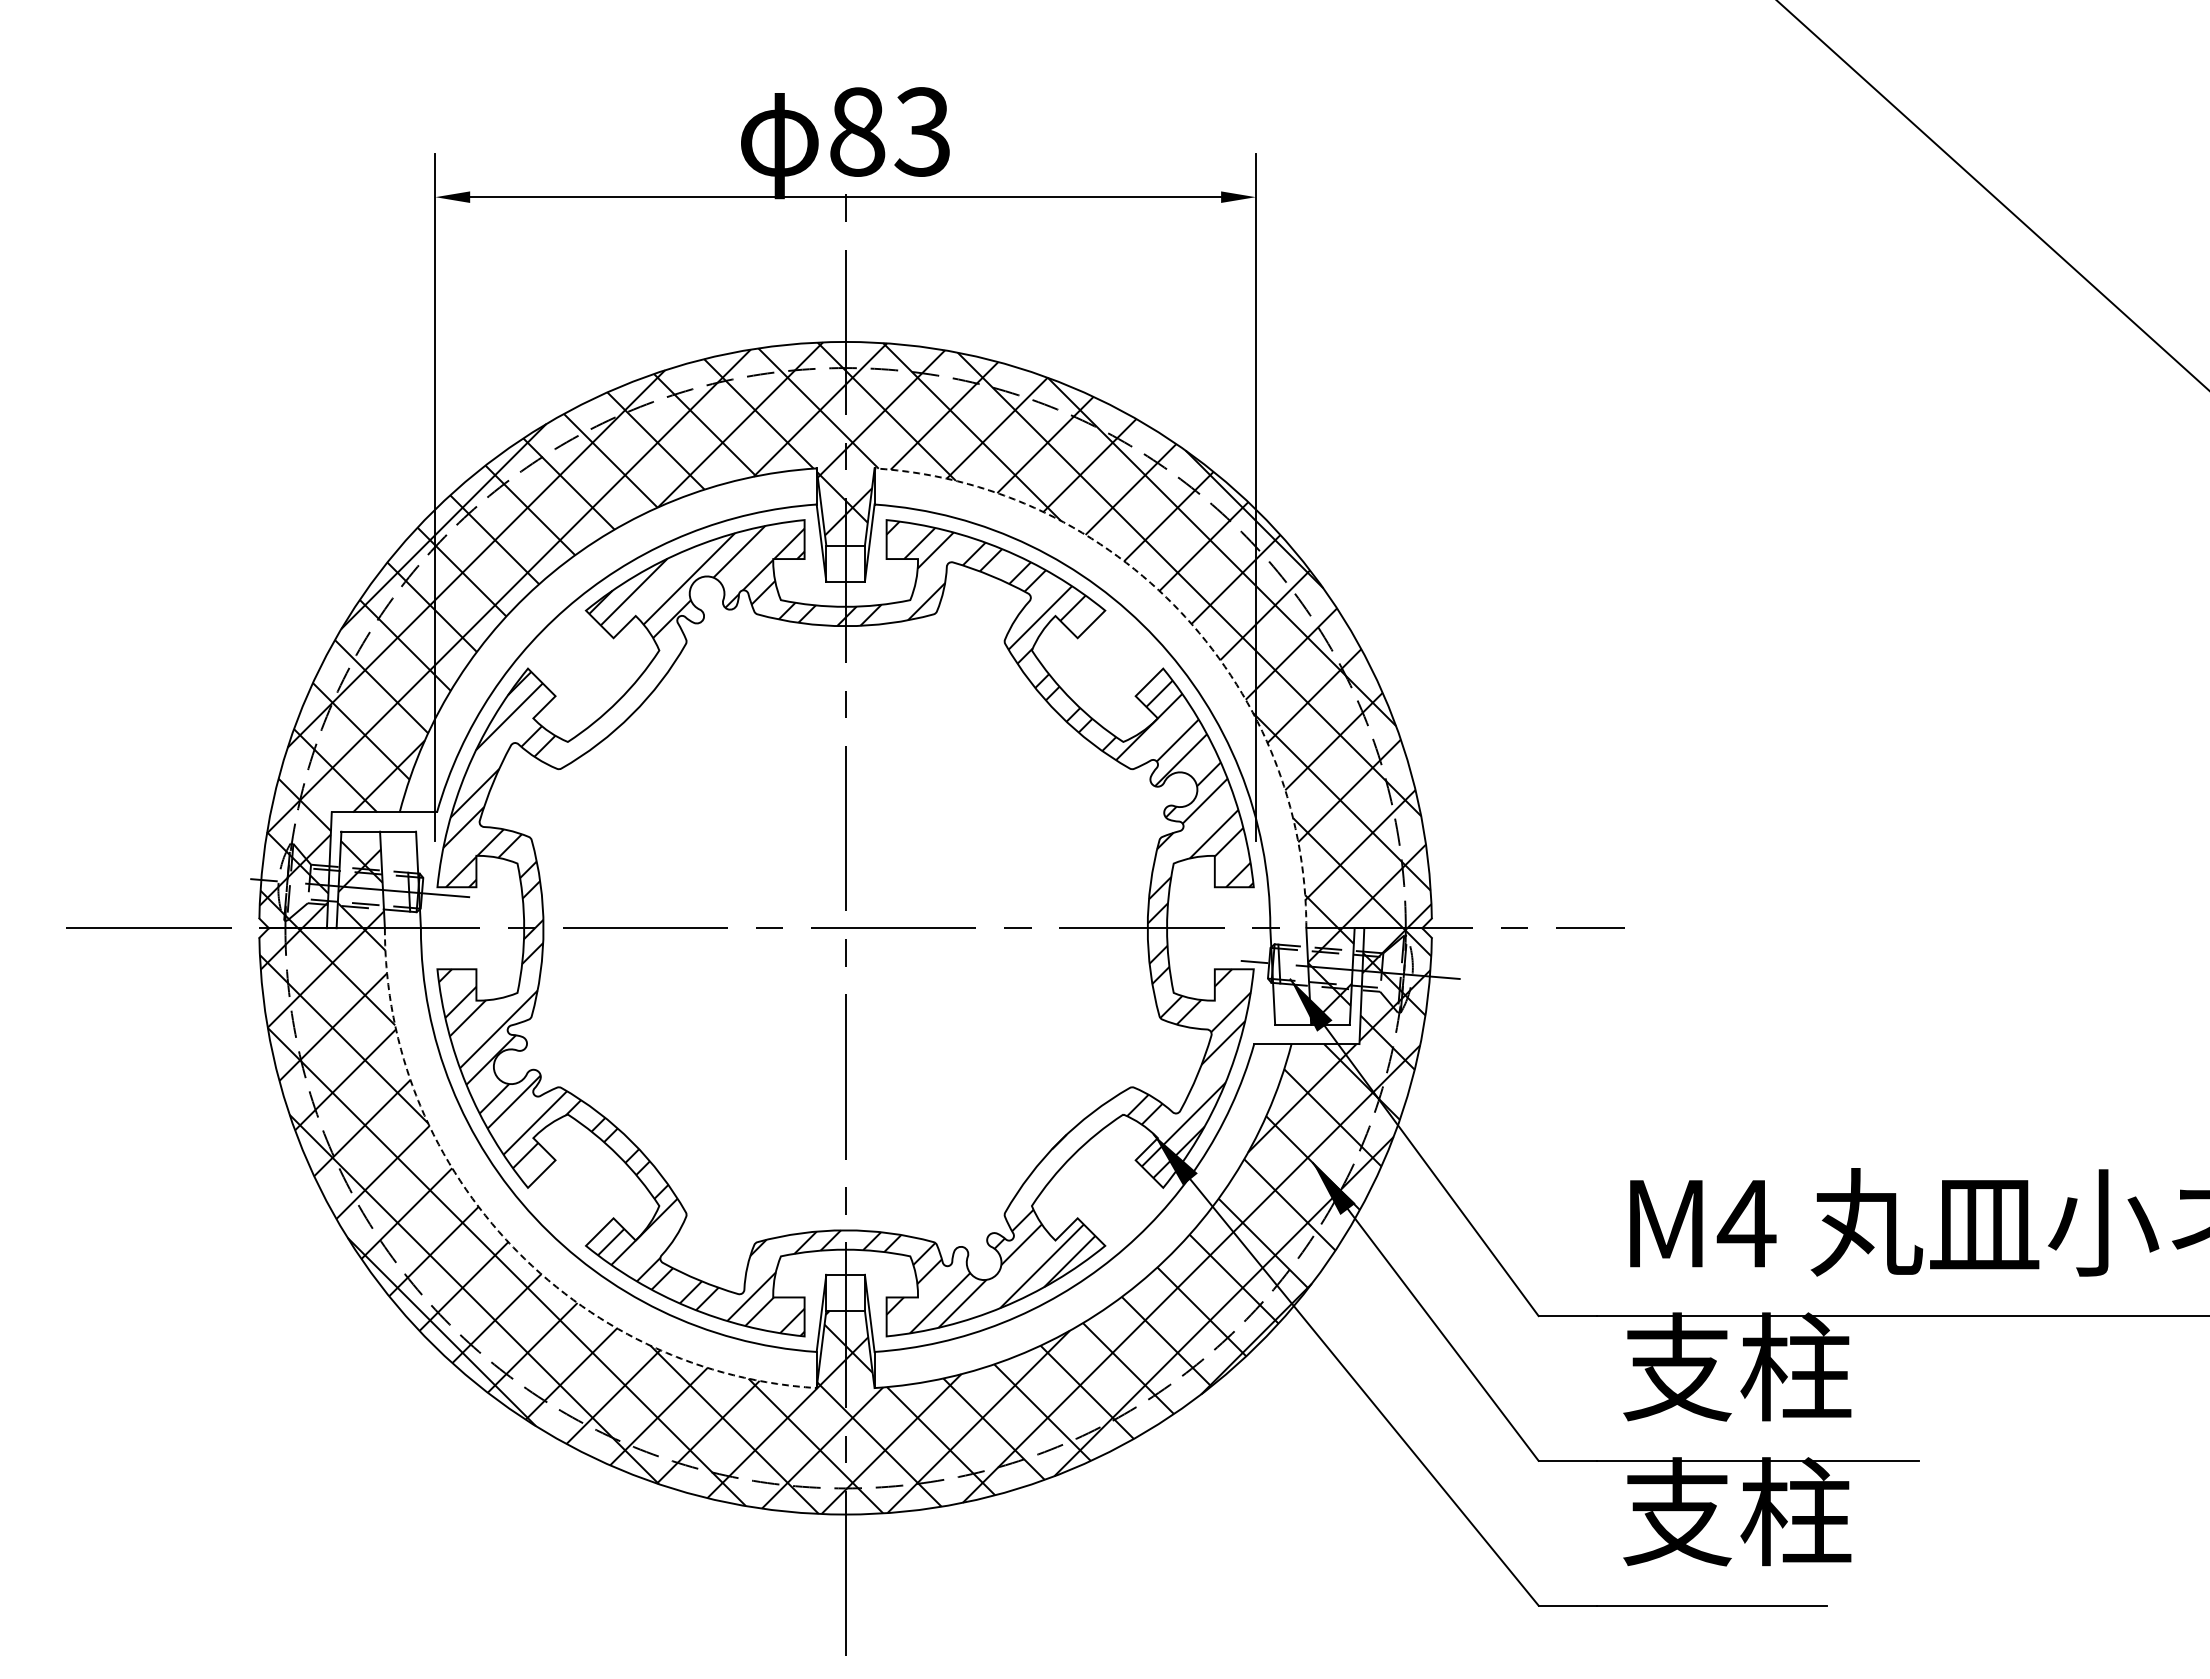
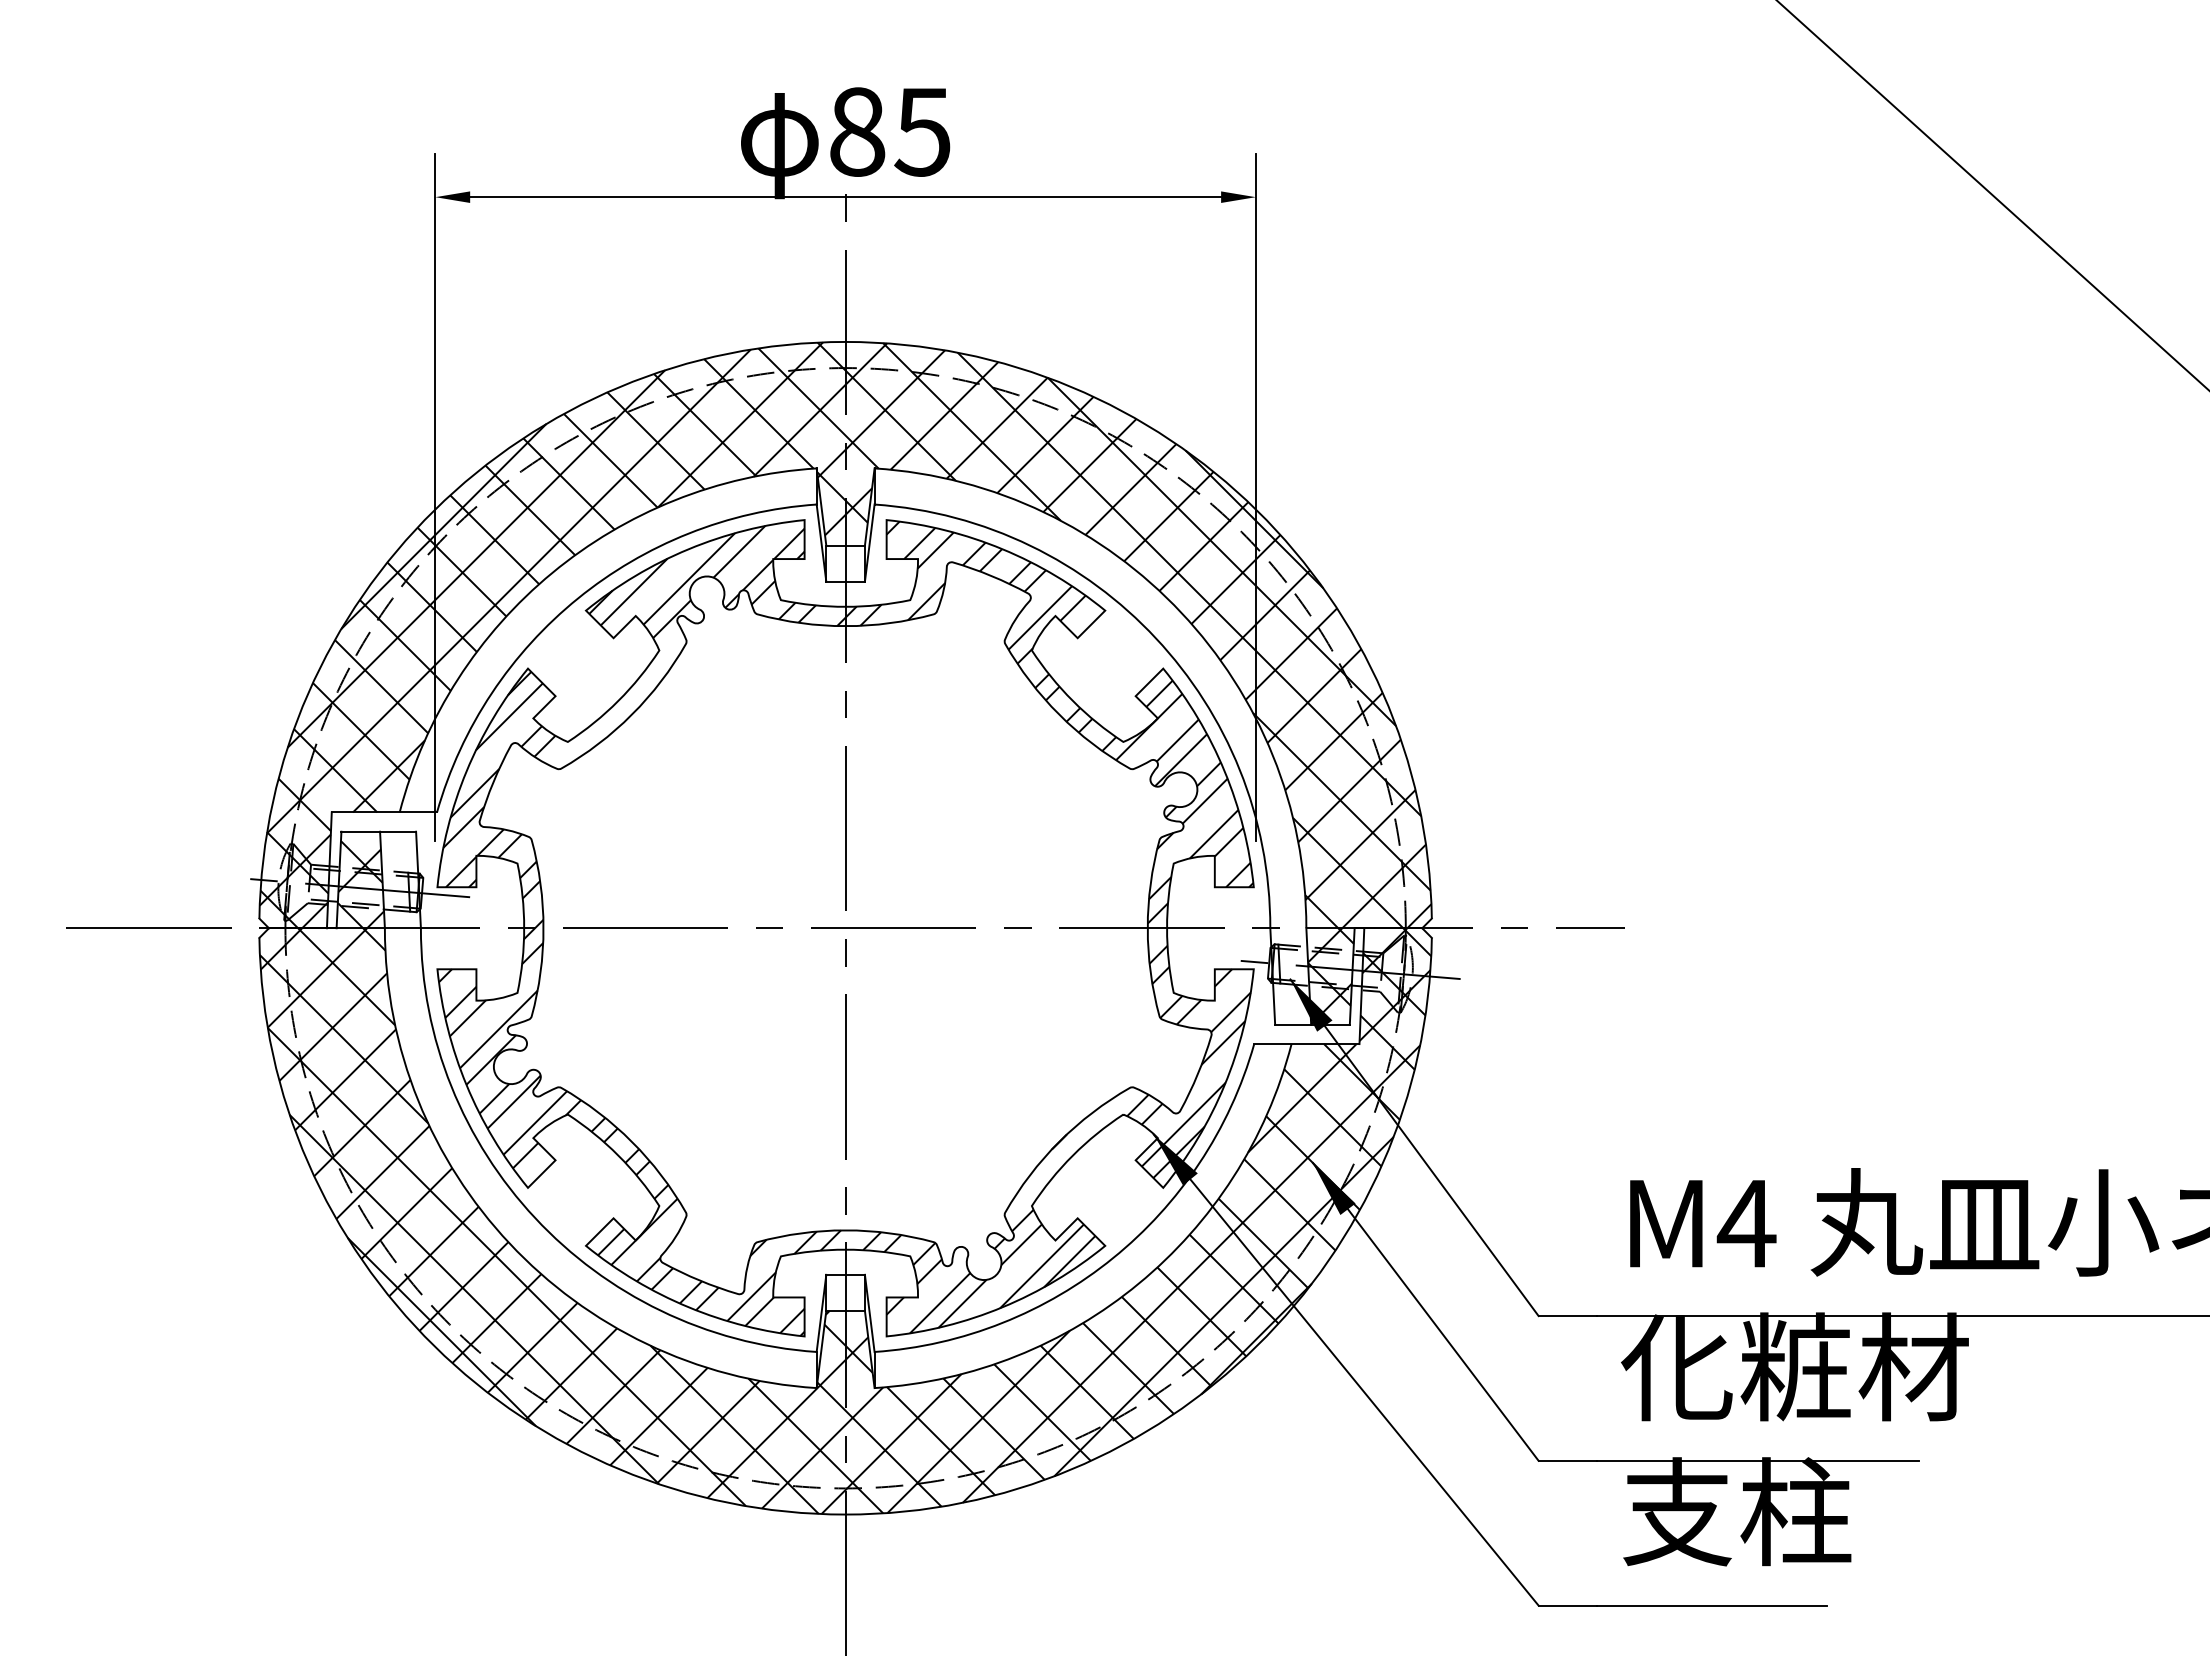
text: 83 -> 85 (922, 131)
arc: dashed -> solid (1181, 612)
arc: dashed -> solid (509, 1243)
text: 支柱 -> 化粧材 (1794, 1366)
